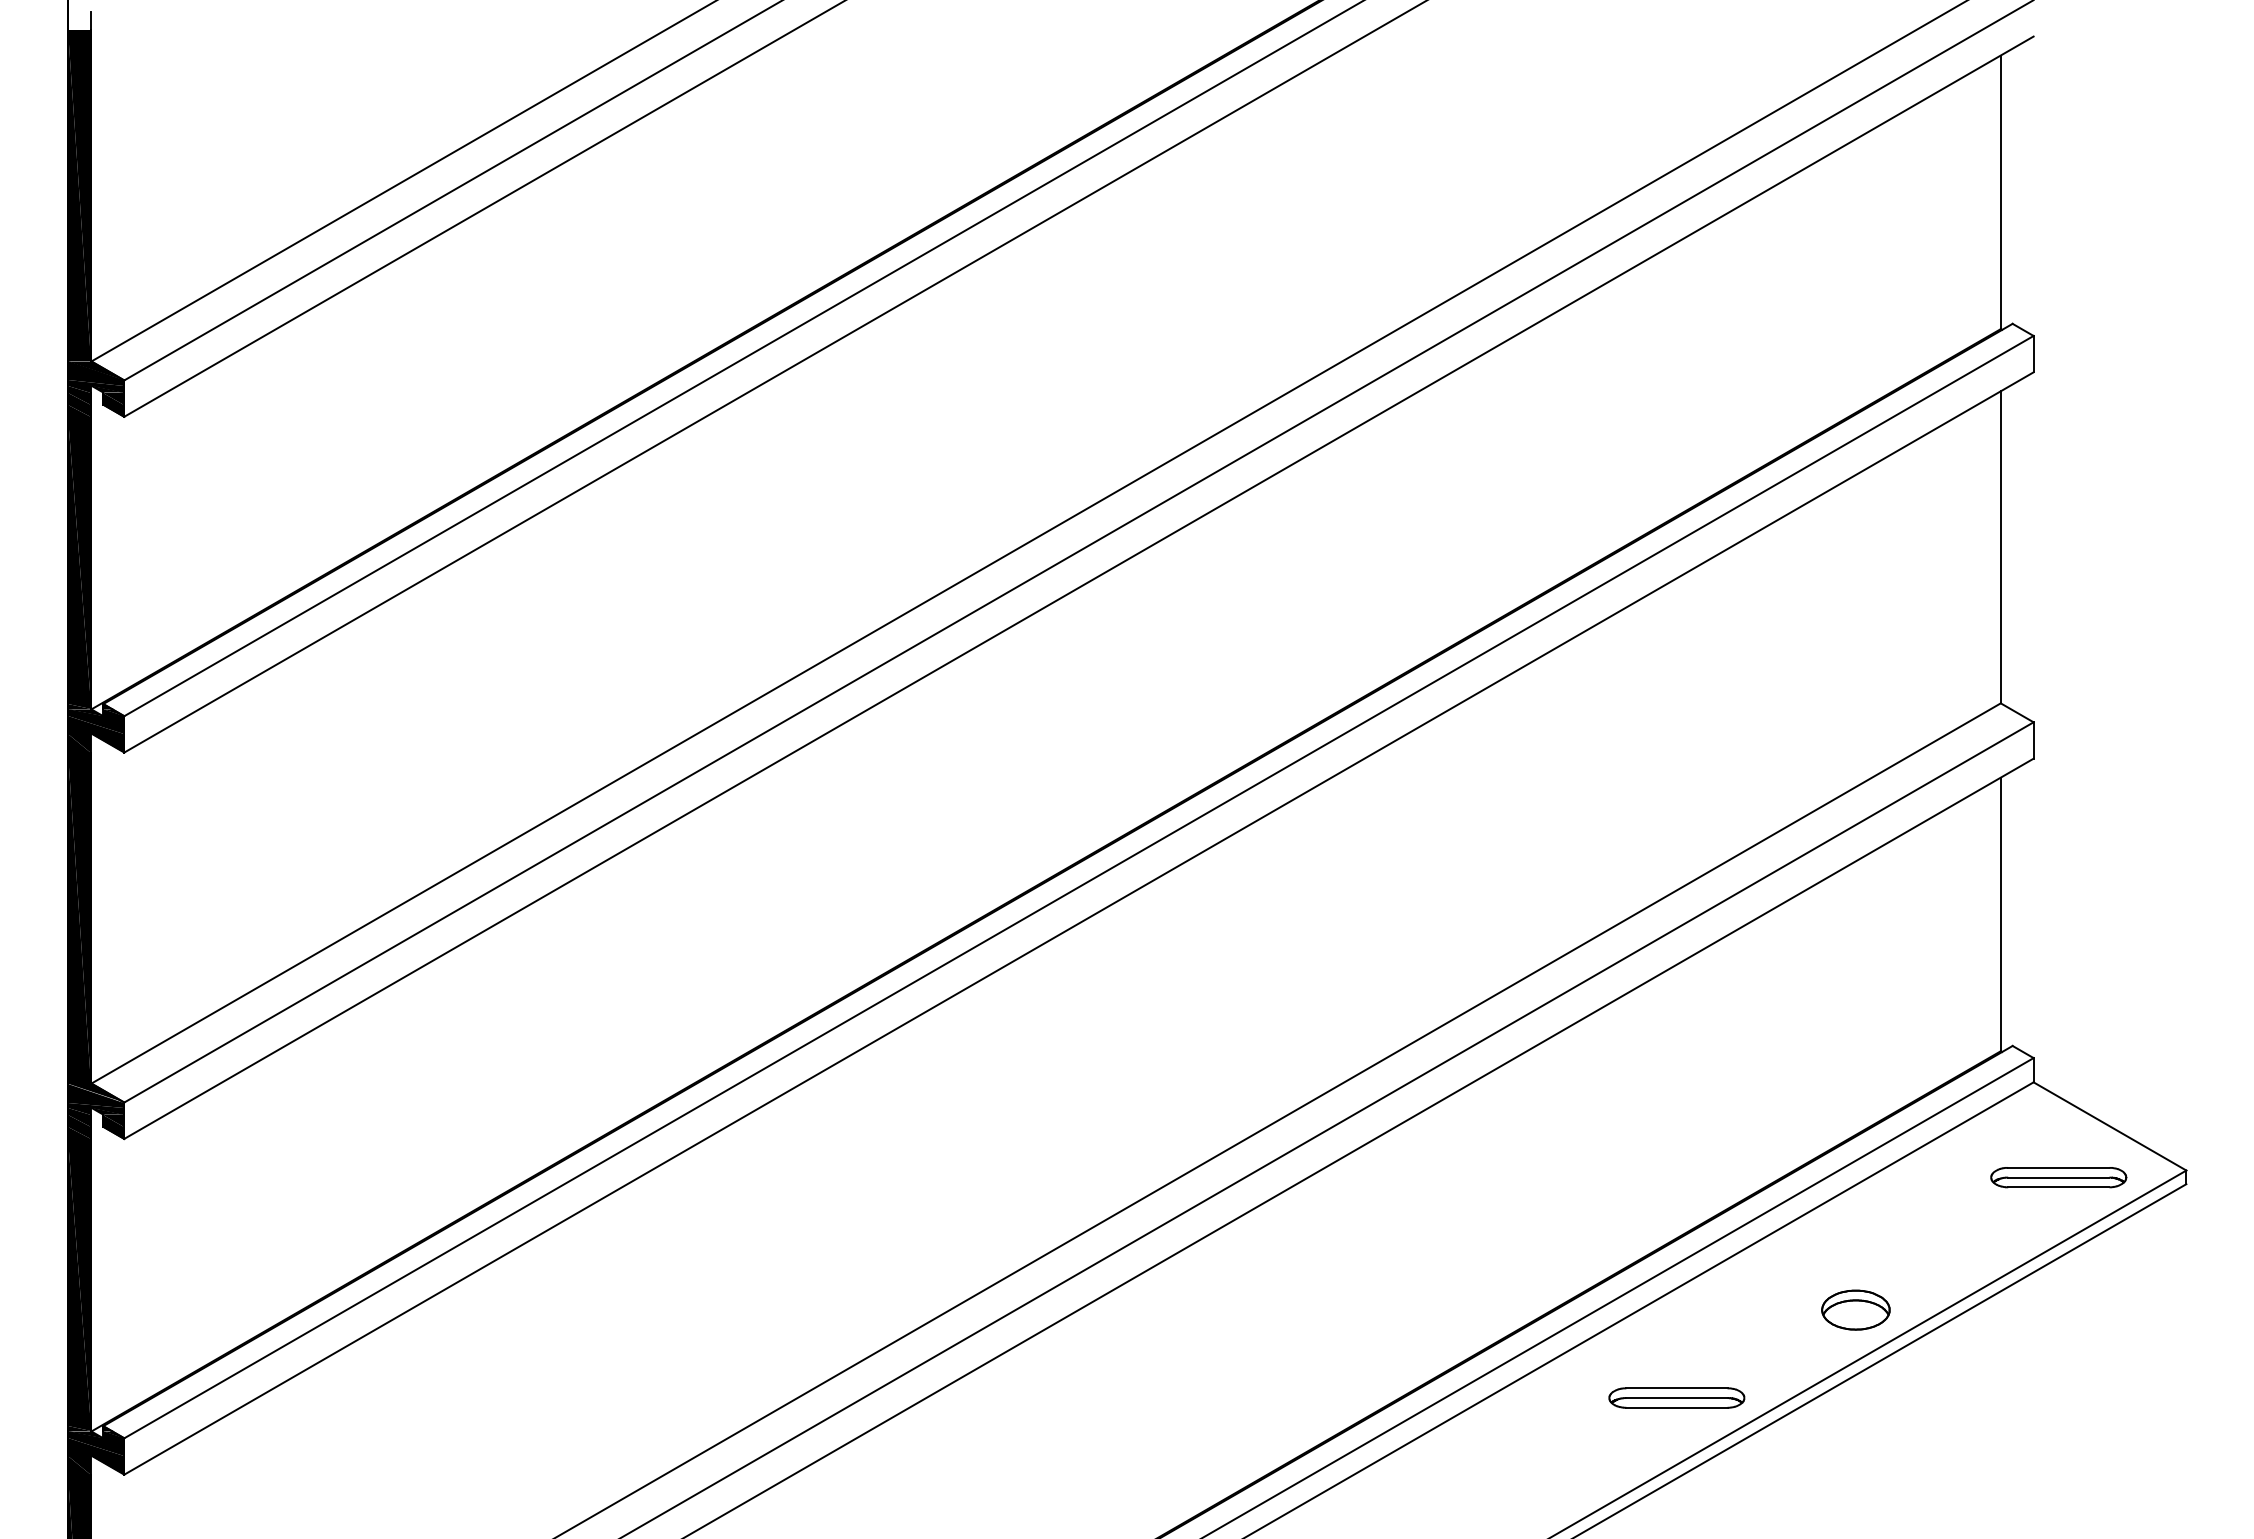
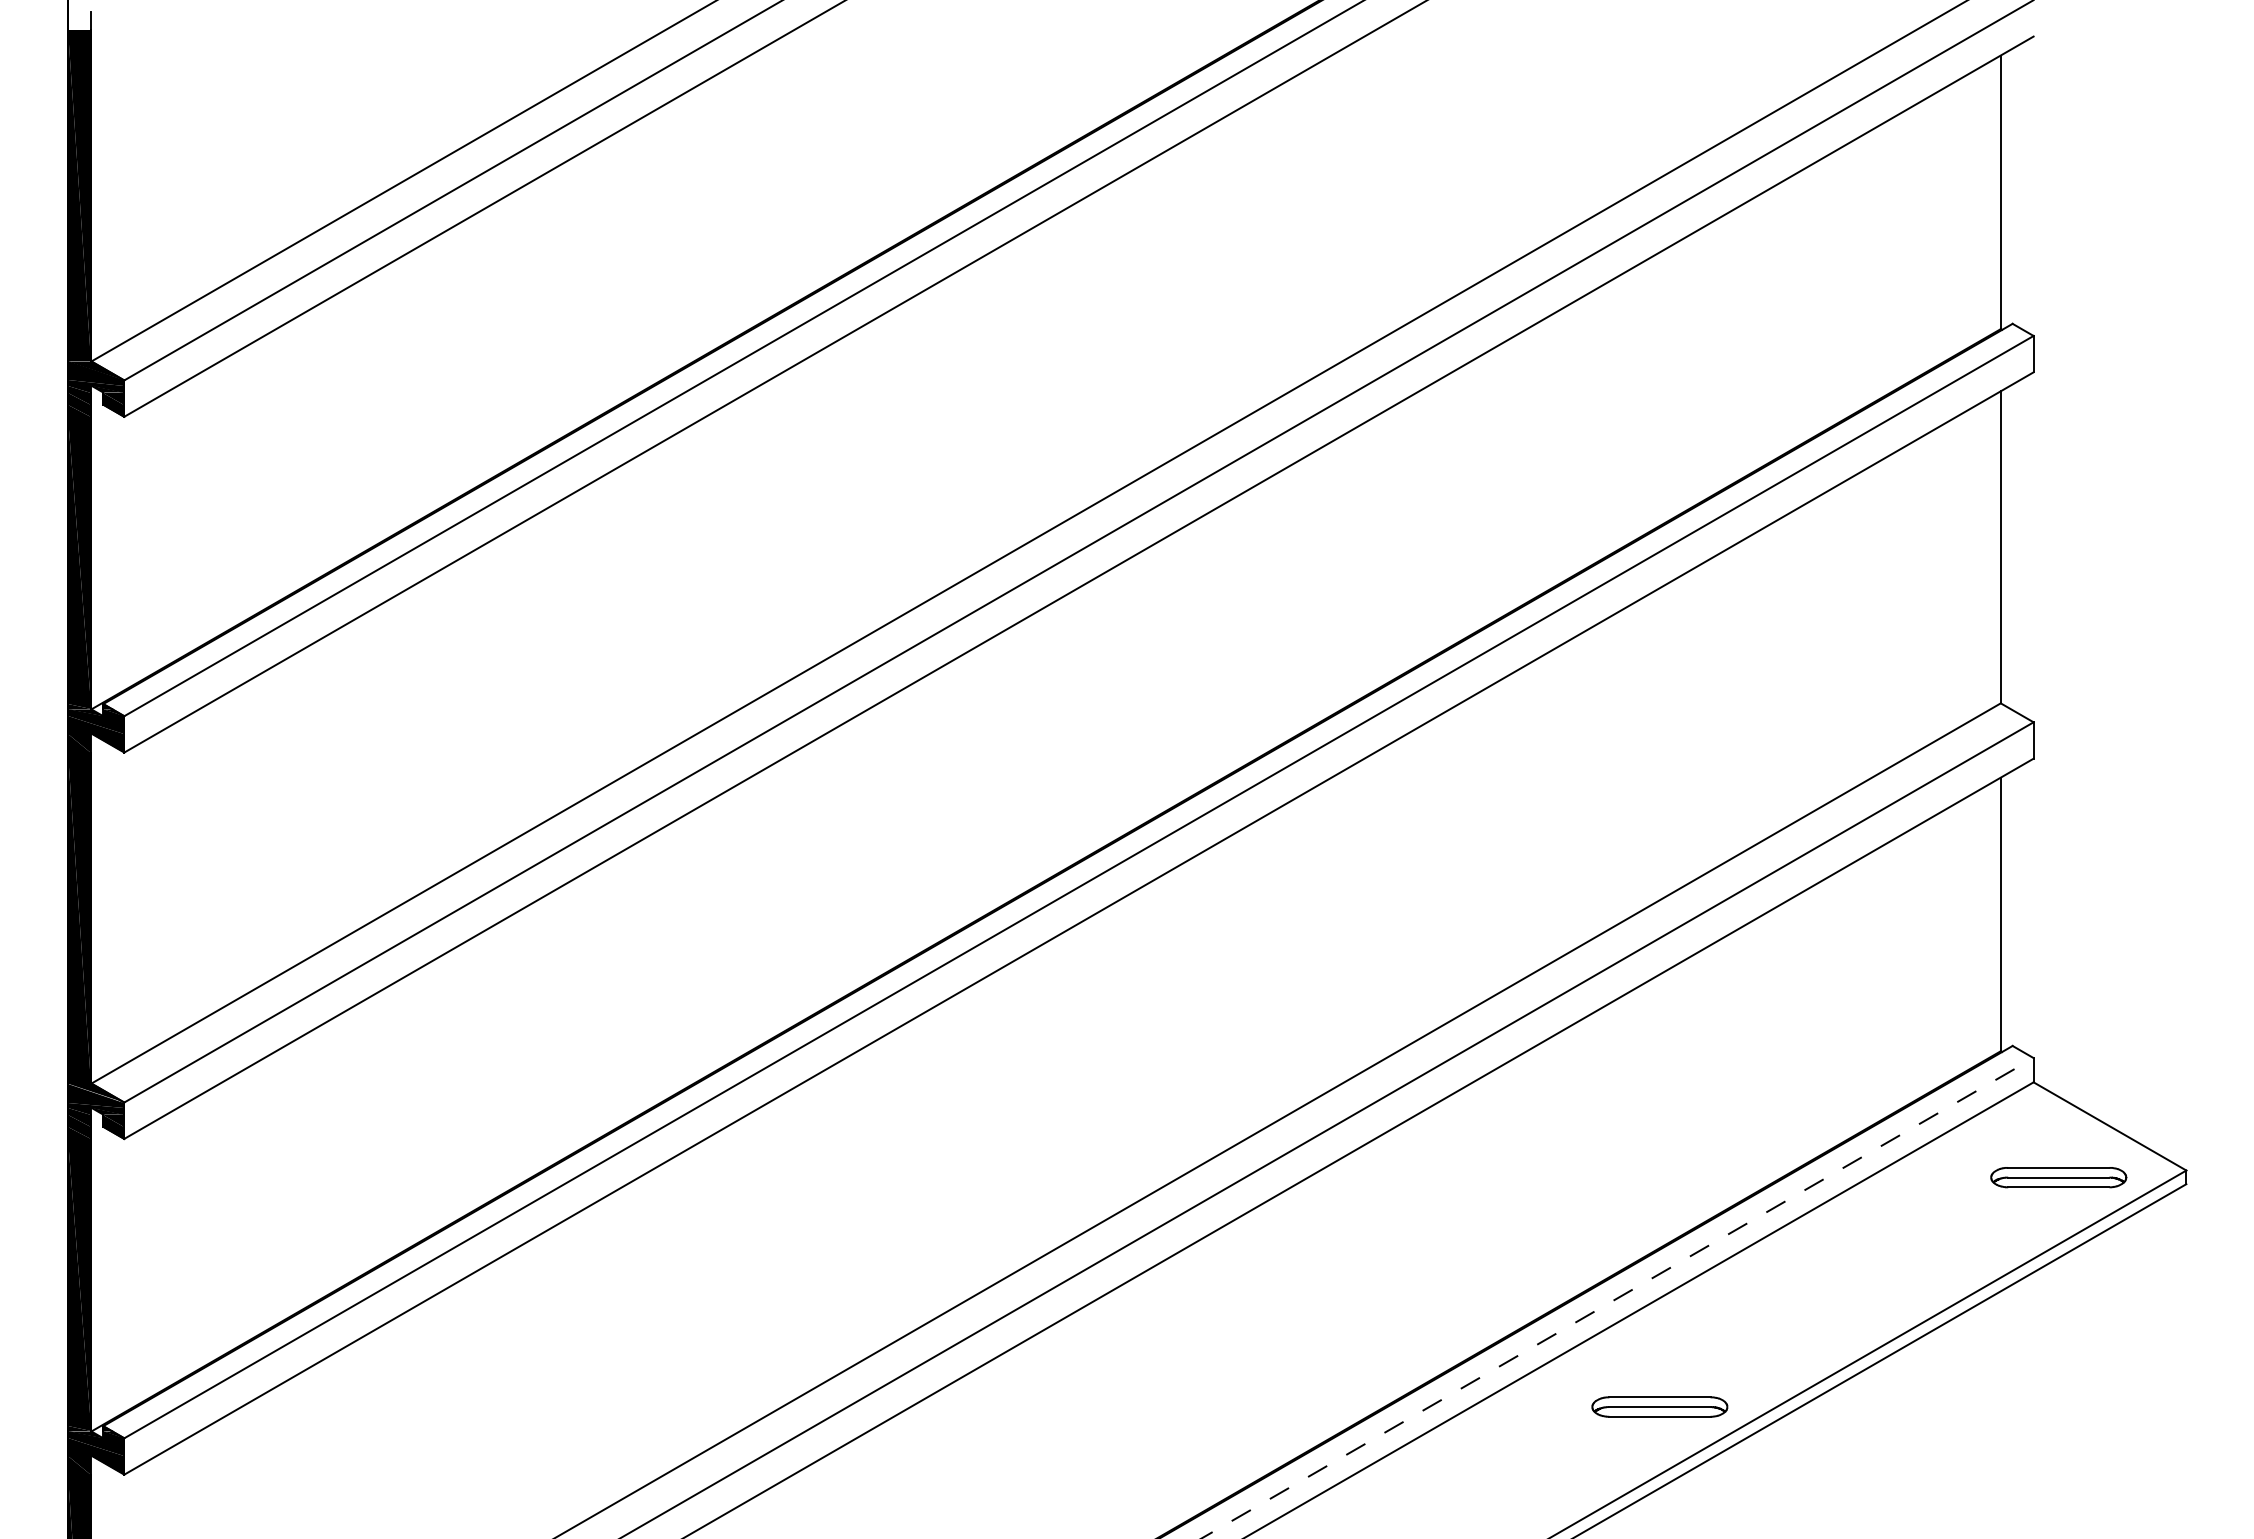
line: solid -> dashed (1617, 1298)
part: present -> none (1855, 1309)
part position: (1676, 1397) -> (1659, 1406) (1659, 1406)
